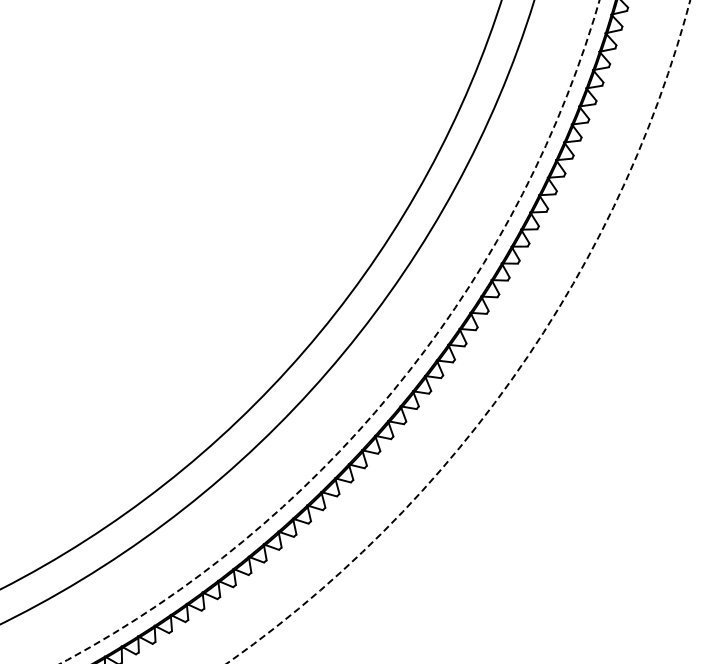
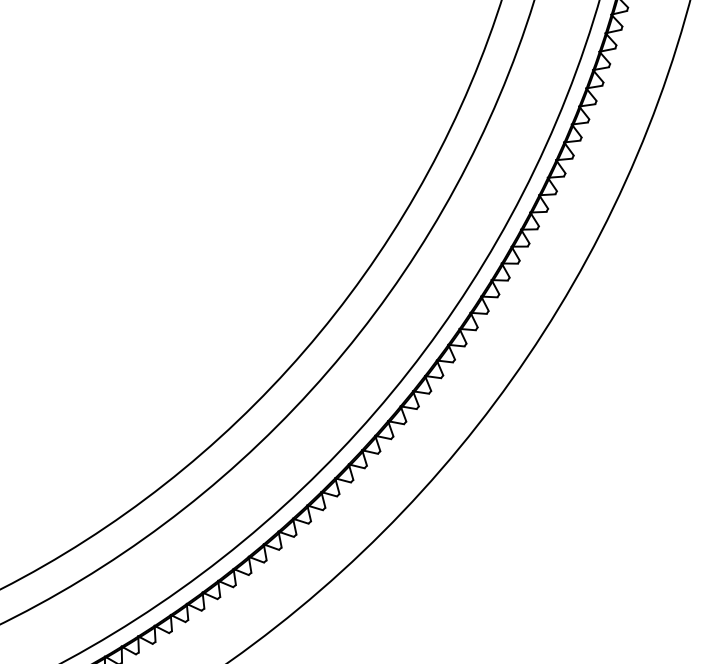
circle: dashed -> solid (329, 331)
circle: dashed -> solid (458, 331)
